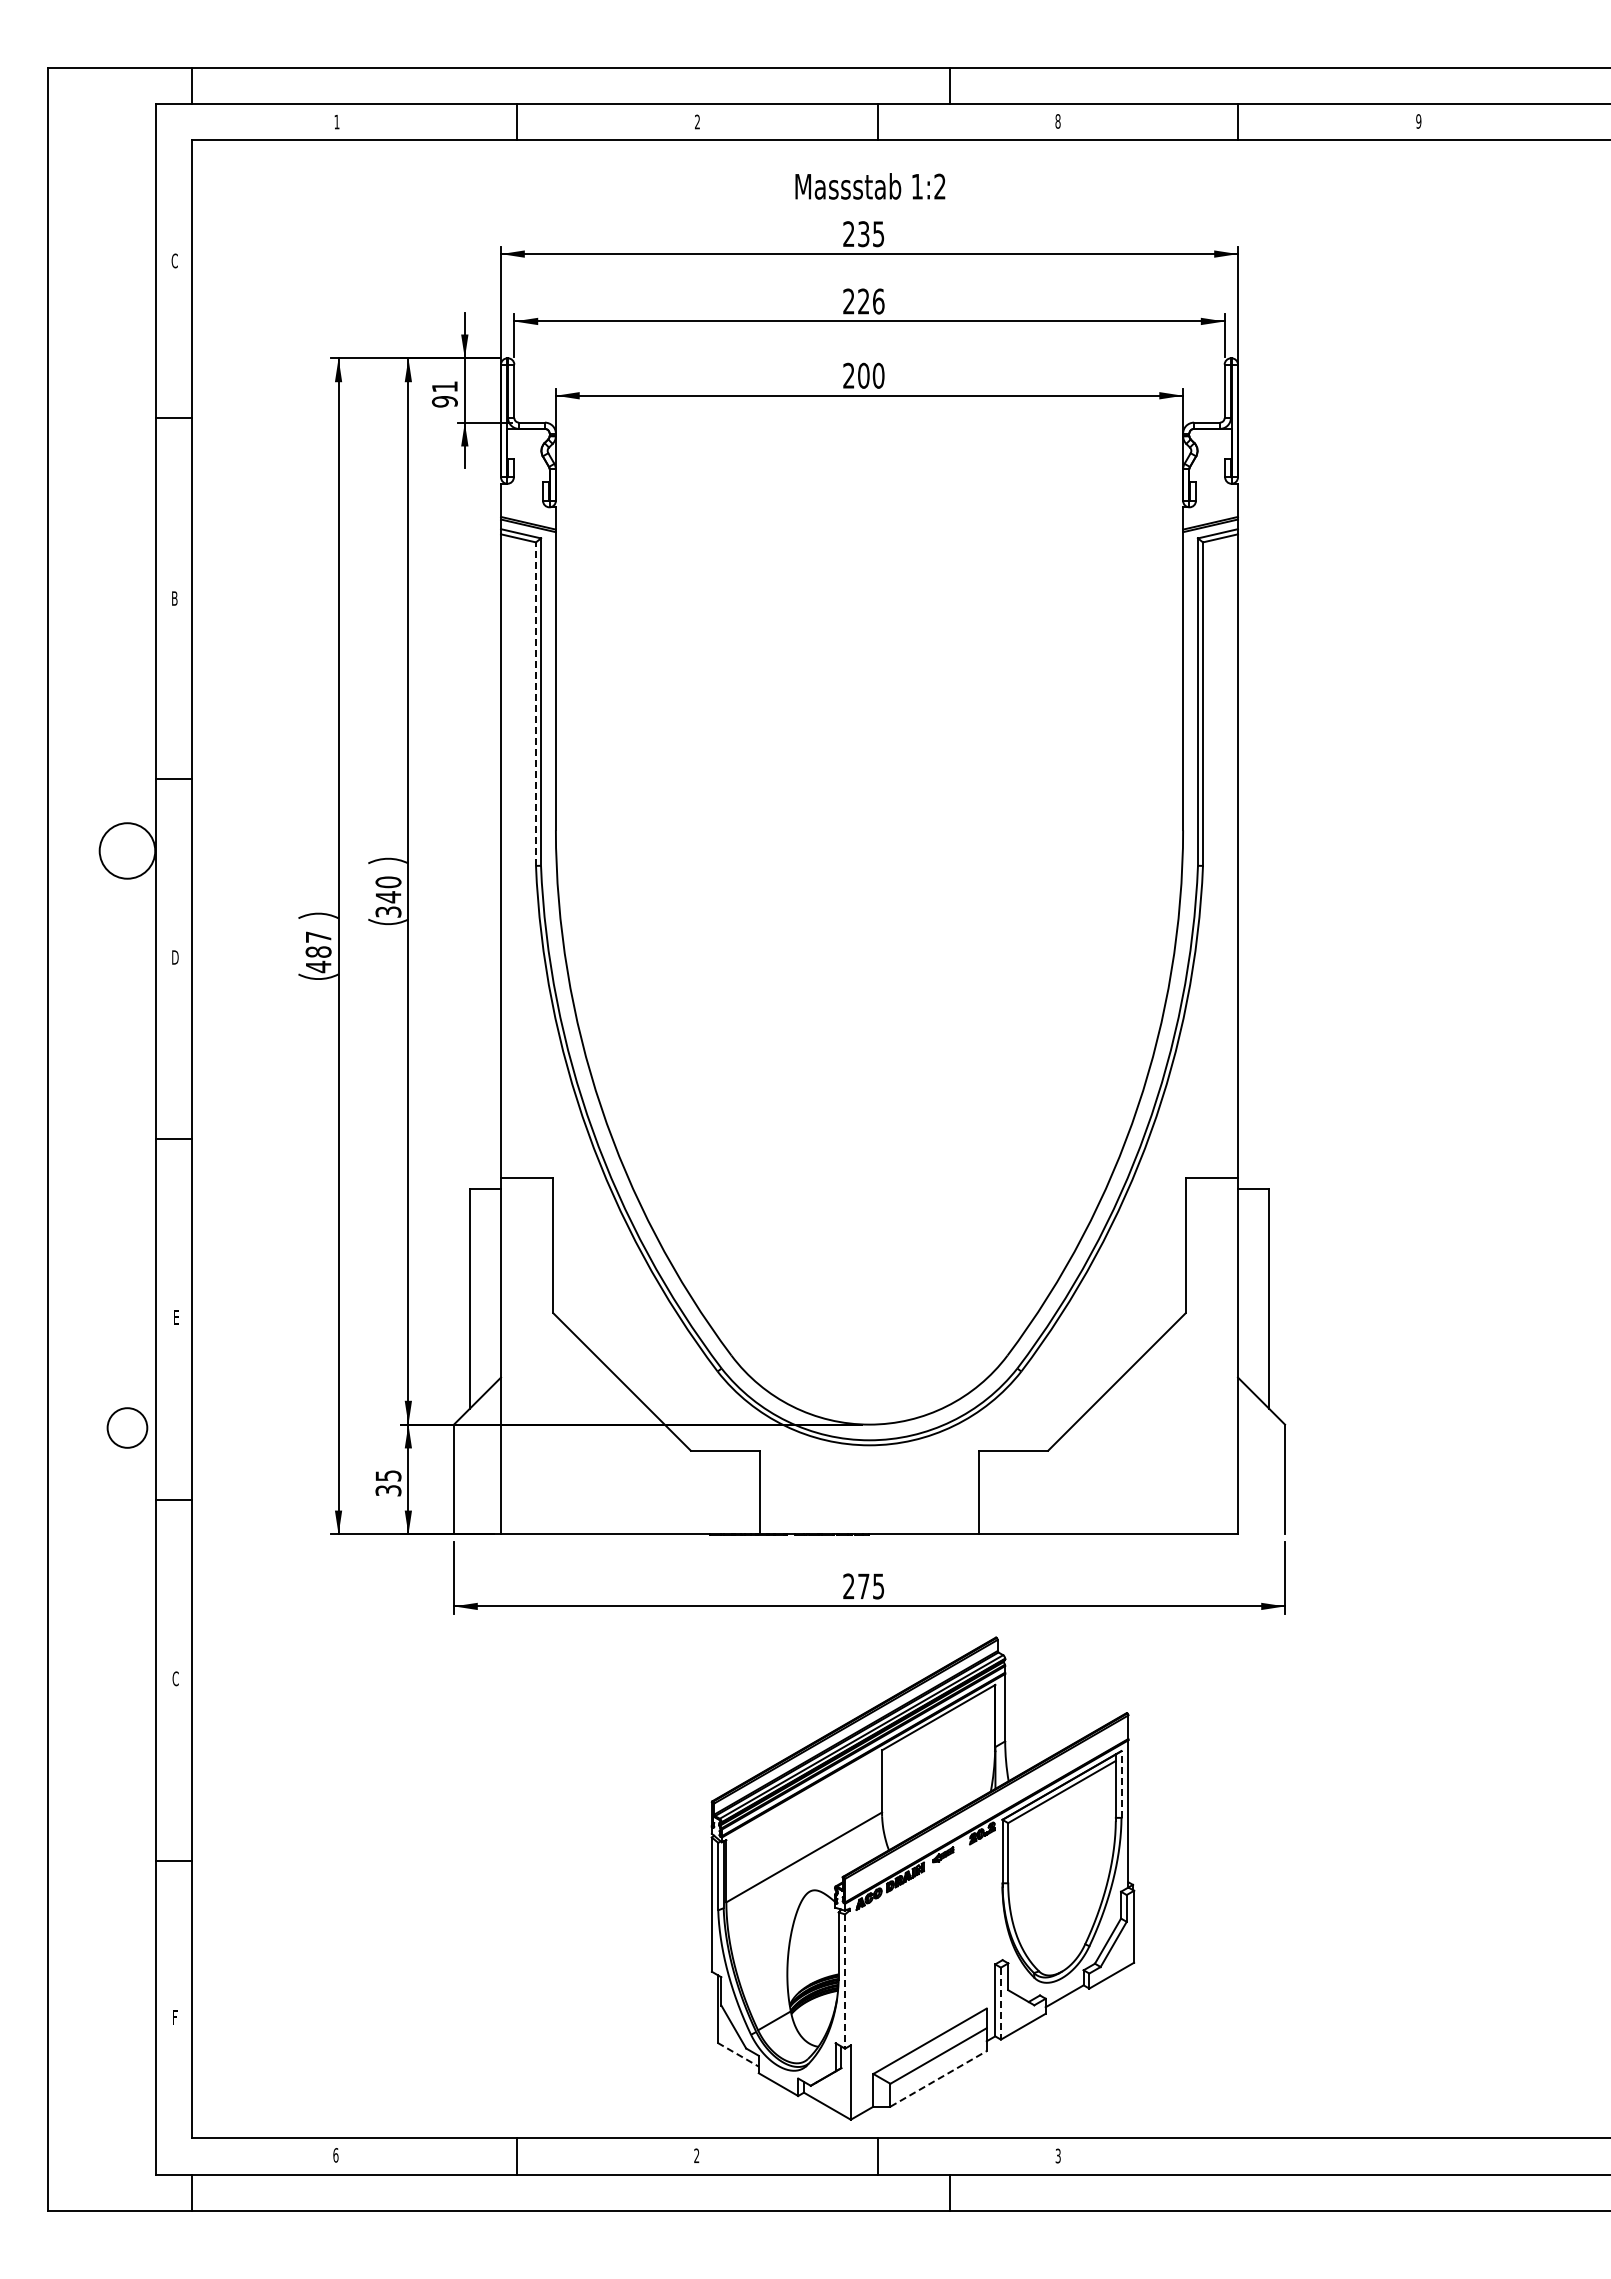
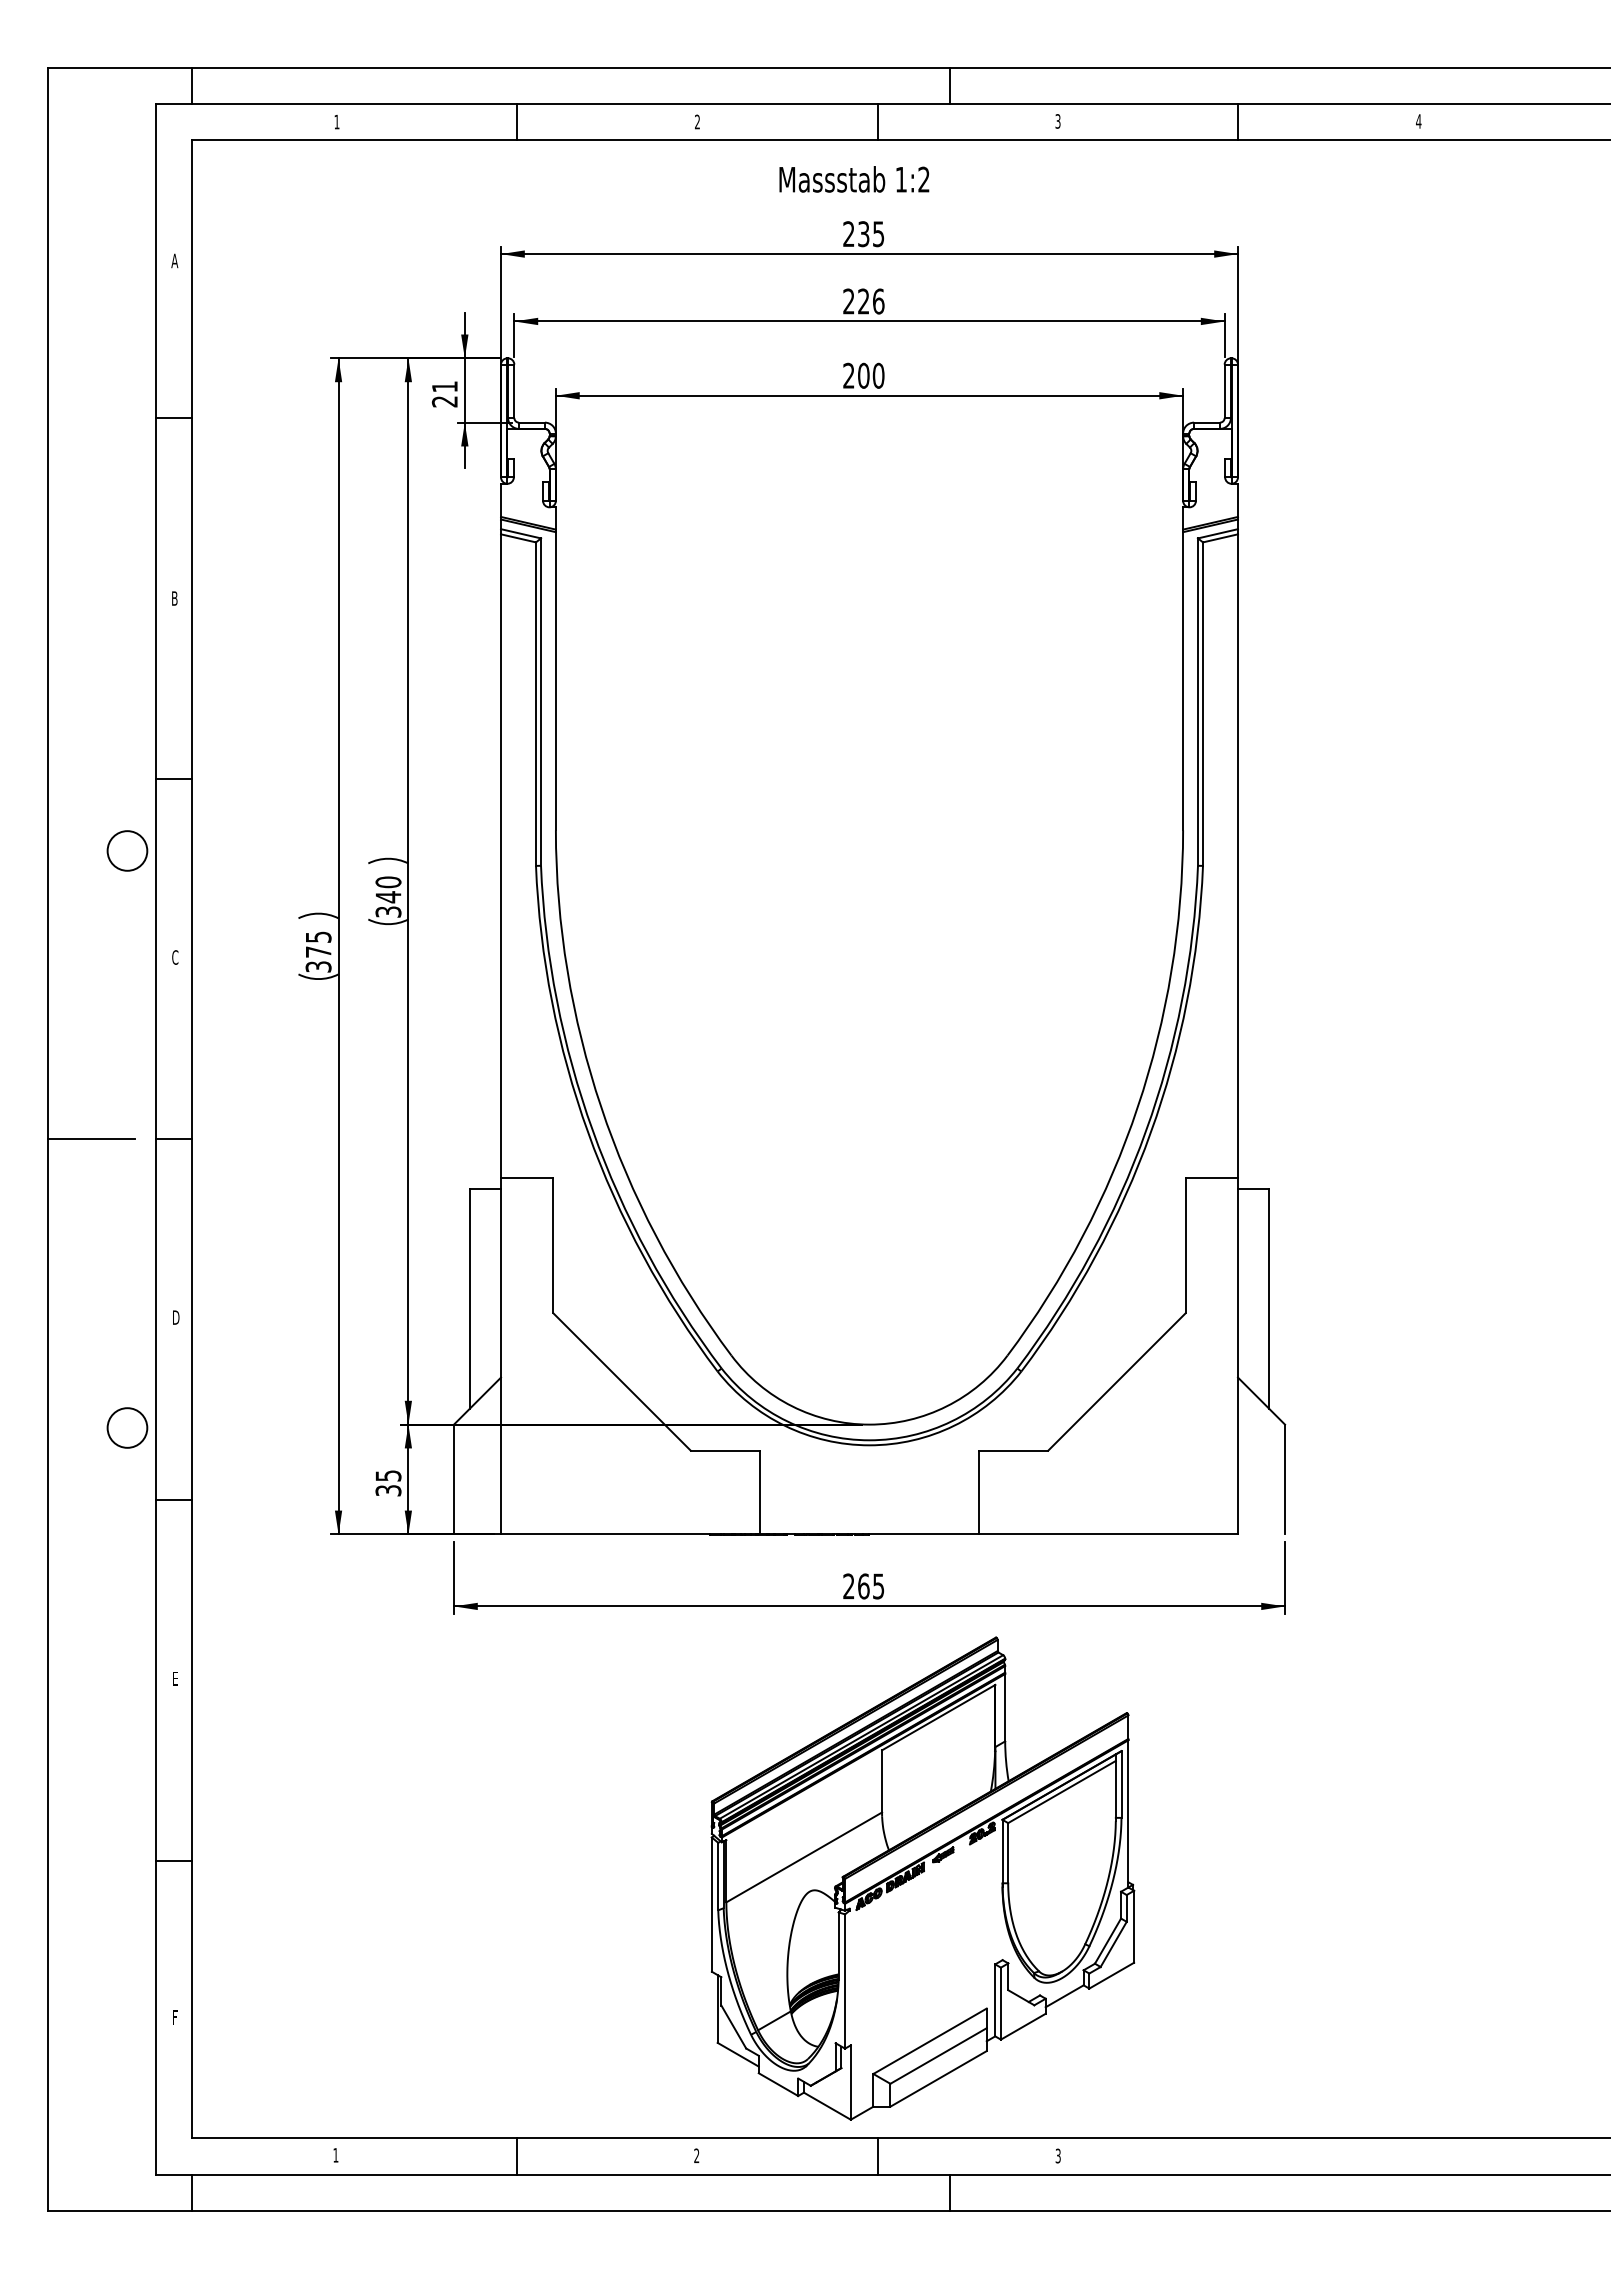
text: 8 -> 3 (1057, 121)
text: 9 -> 4 (1418, 121)
text position: (870, 186) -> (854, 179) (854, 179)
text: C -> A (174, 260)
text: 91 -> 21 (444, 401)
line: dashed -> solid (536, 704)
circle diameter: 56 px -> 40 px (127, 850)
text: 487 -> 375 (318, 952)
text: D -> C (175, 957)
line: none -> present (91, 1139)
text: E -> D (176, 1317)
text: 275 -> 265 (863, 1586)
text: C -> E (175, 1678)
line: dashed -> solid (1121, 1784)
line: dashed -> solid (845, 1982)
line: dashed -> solid (1000, 2003)
line: dashed -> solid (738, 2054)
line: dashed -> solid (938, 2078)
text: 6 -> 1 (335, 2155)
